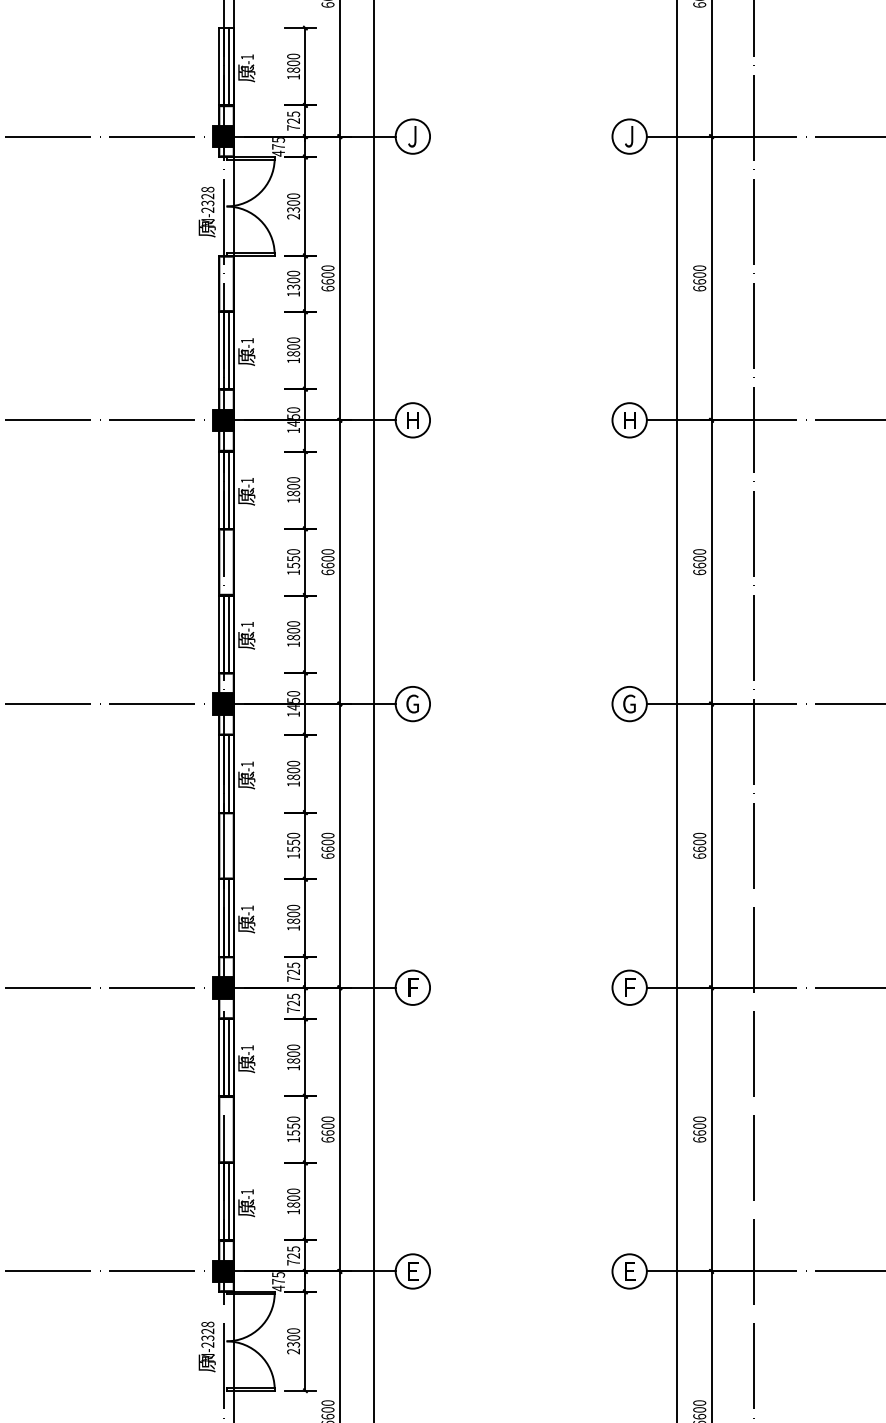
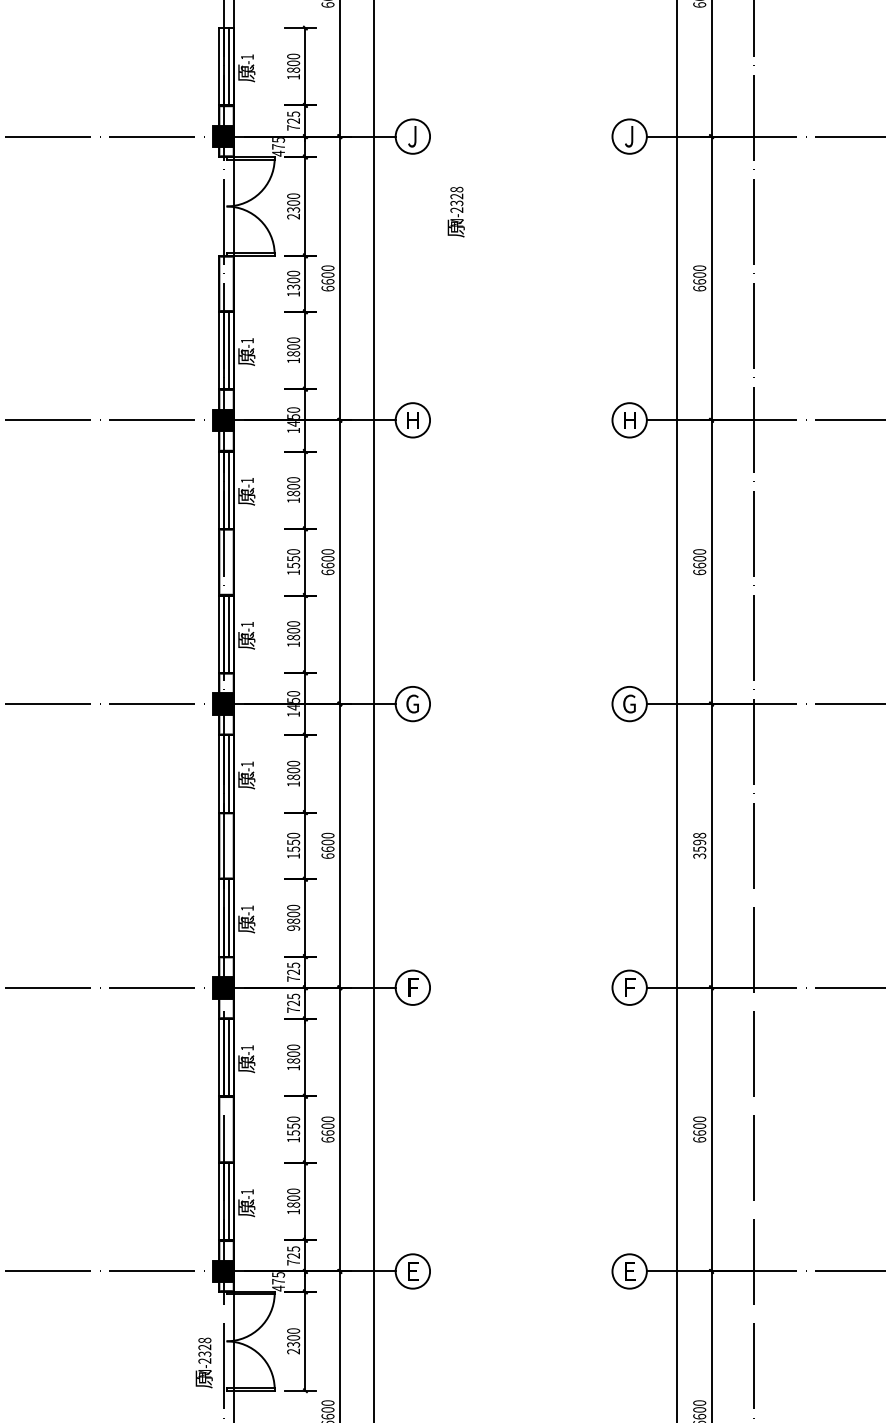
text position: (206, 211) -> (455, 211) (455, 211)
text: 6600 -> 3598 (699, 845)
text: 1800 -> 9800 (293, 927)
text position: (206, 1346) -> (203, 1362) (203, 1362)
